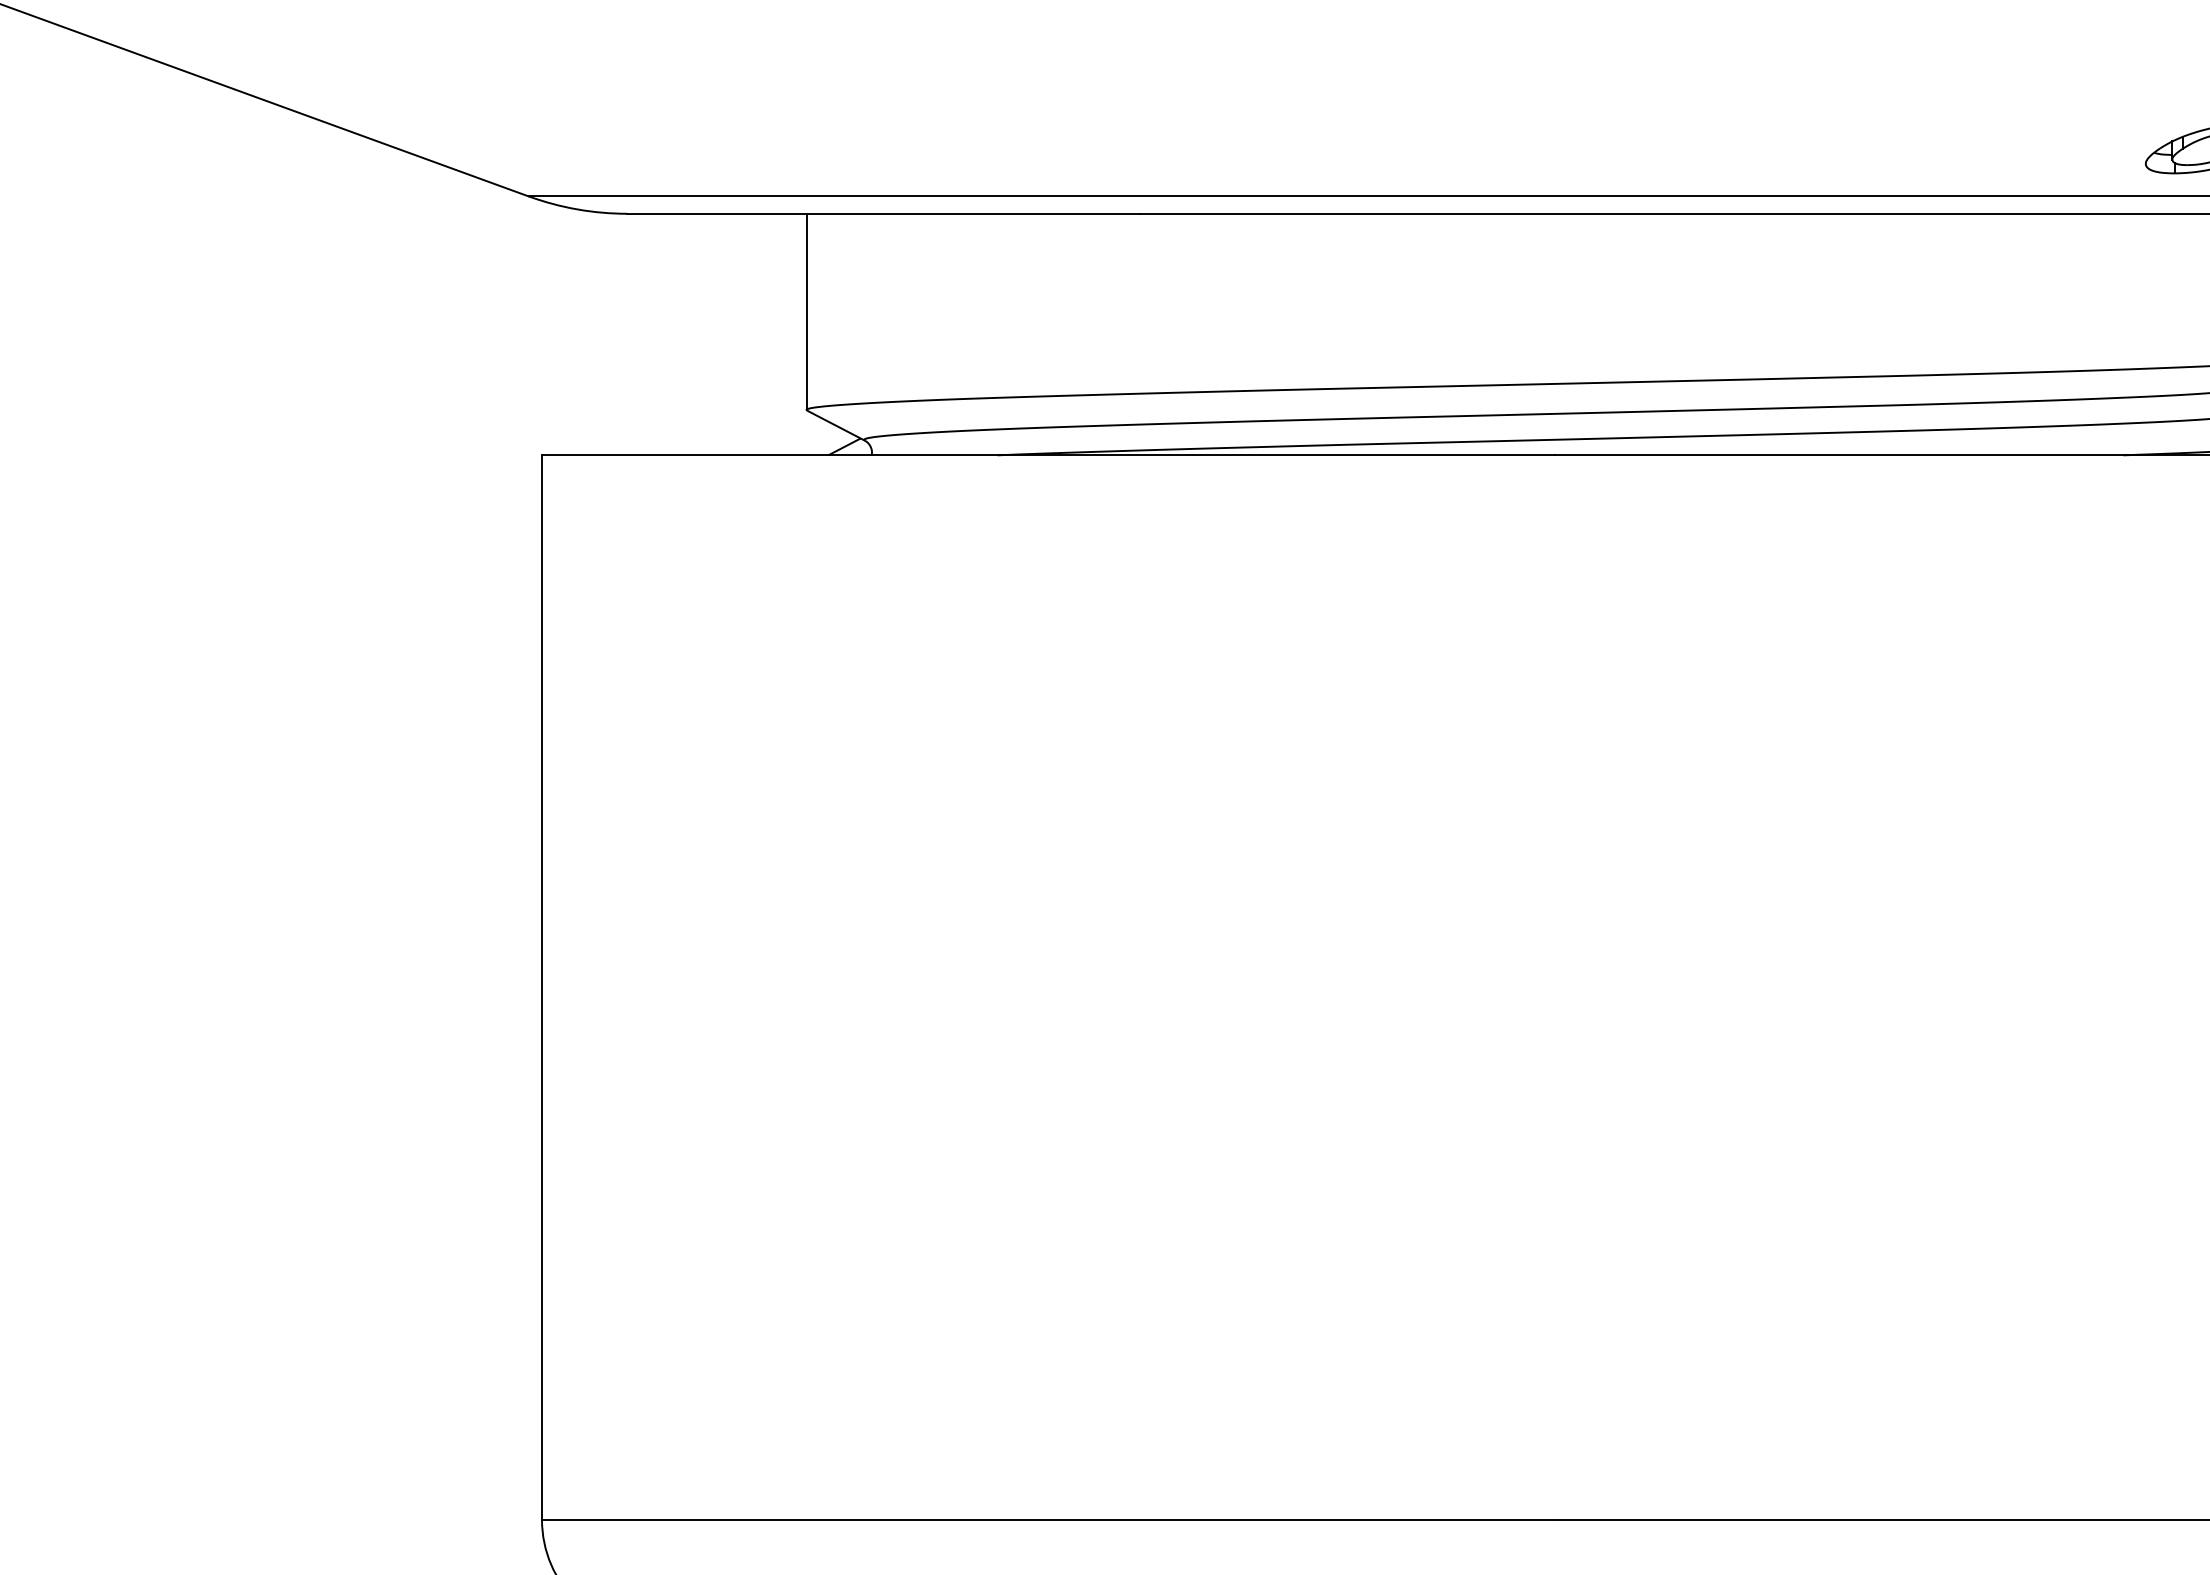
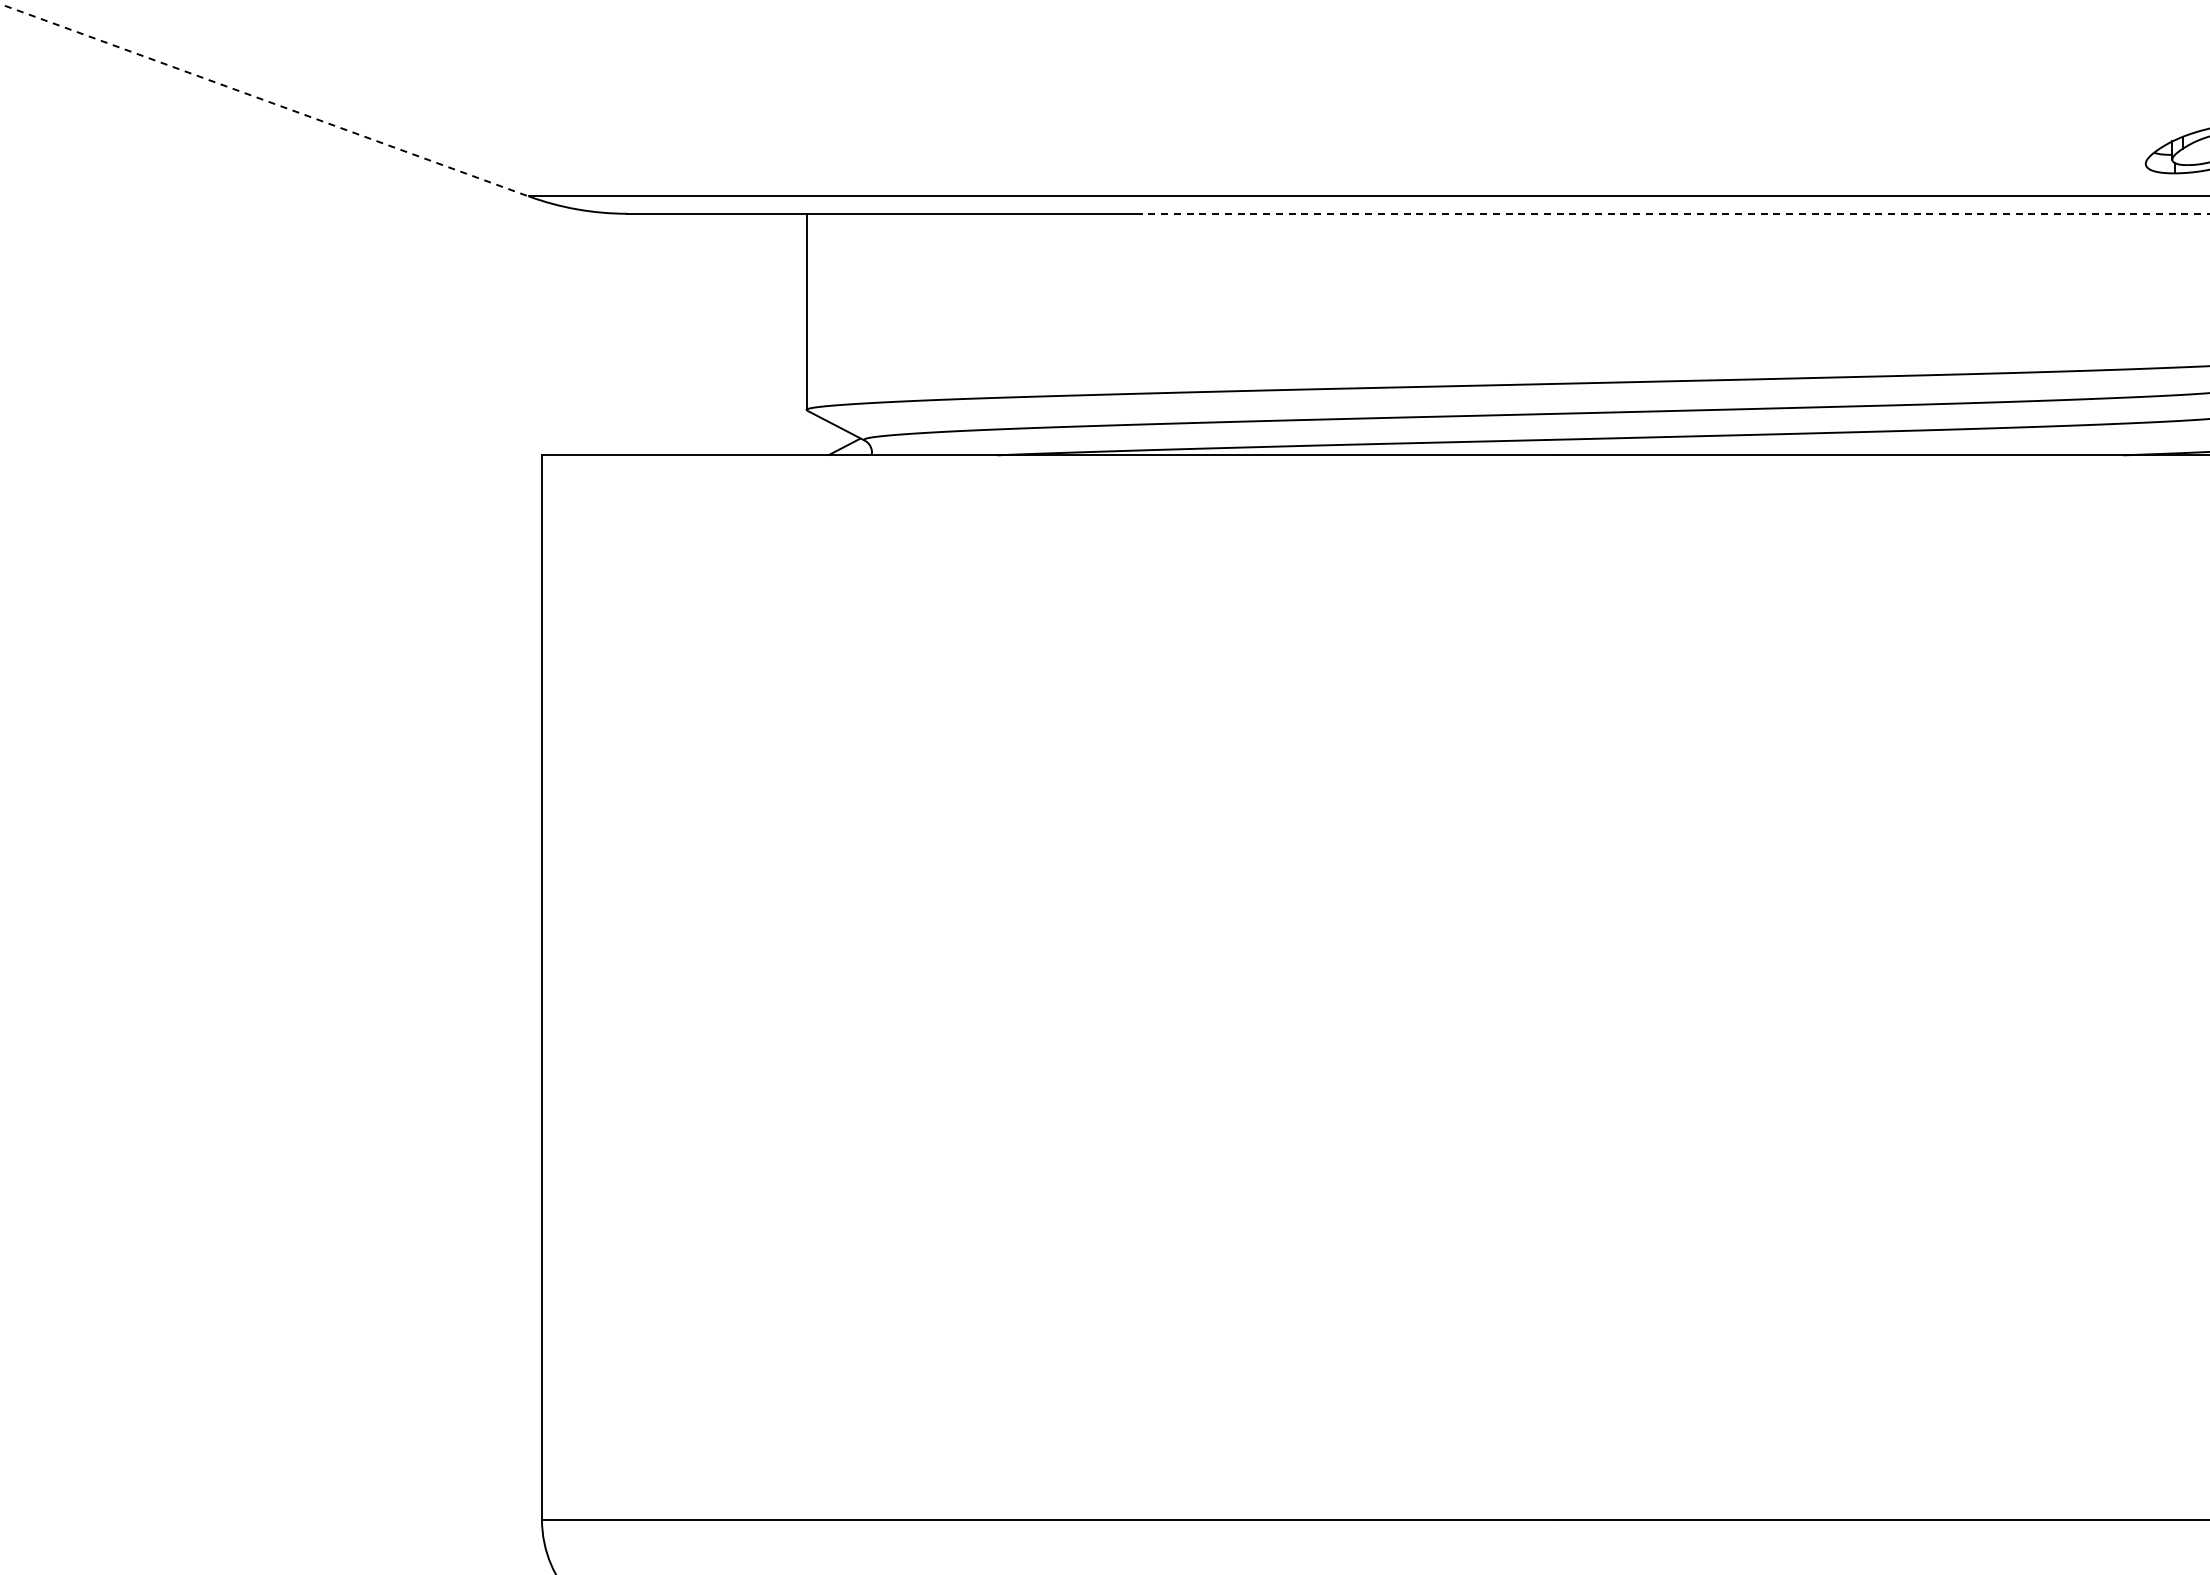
line: solid -> dashed (265, 100)
line: solid -> dashed (1675, 213)
